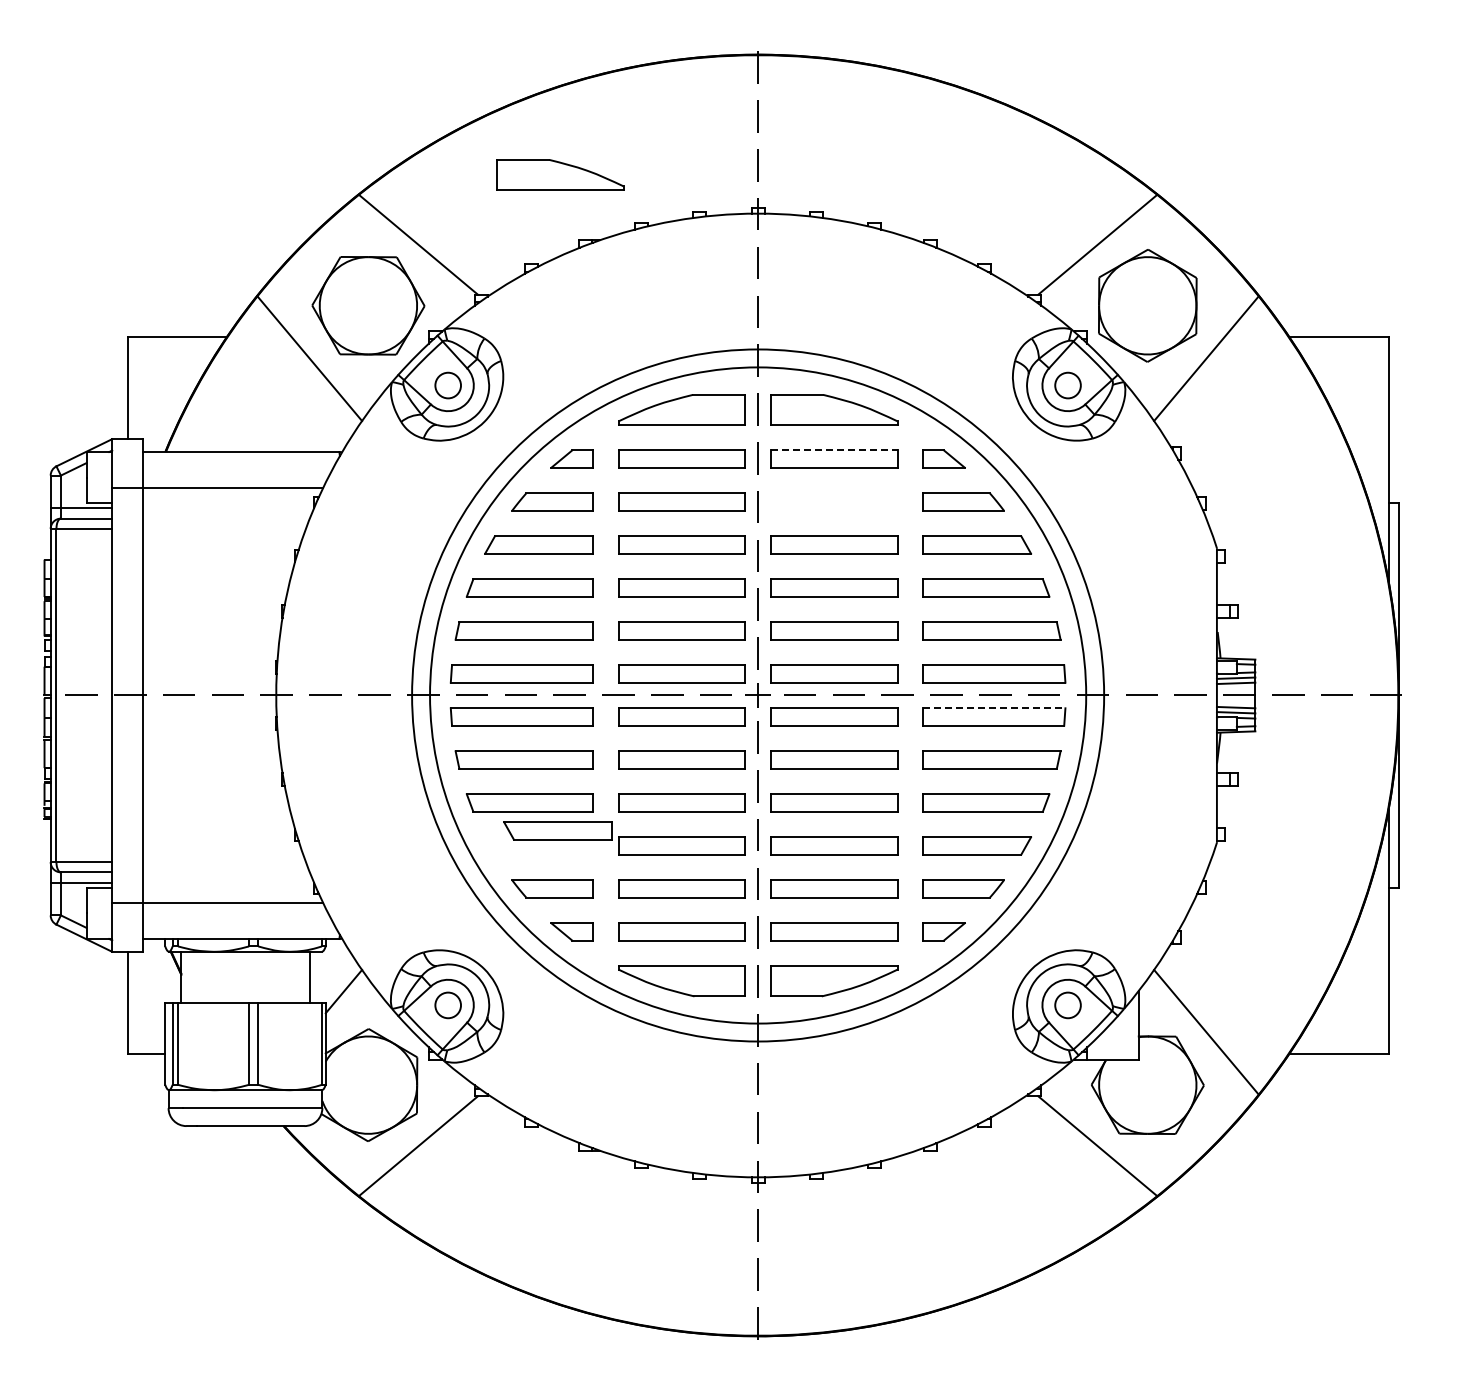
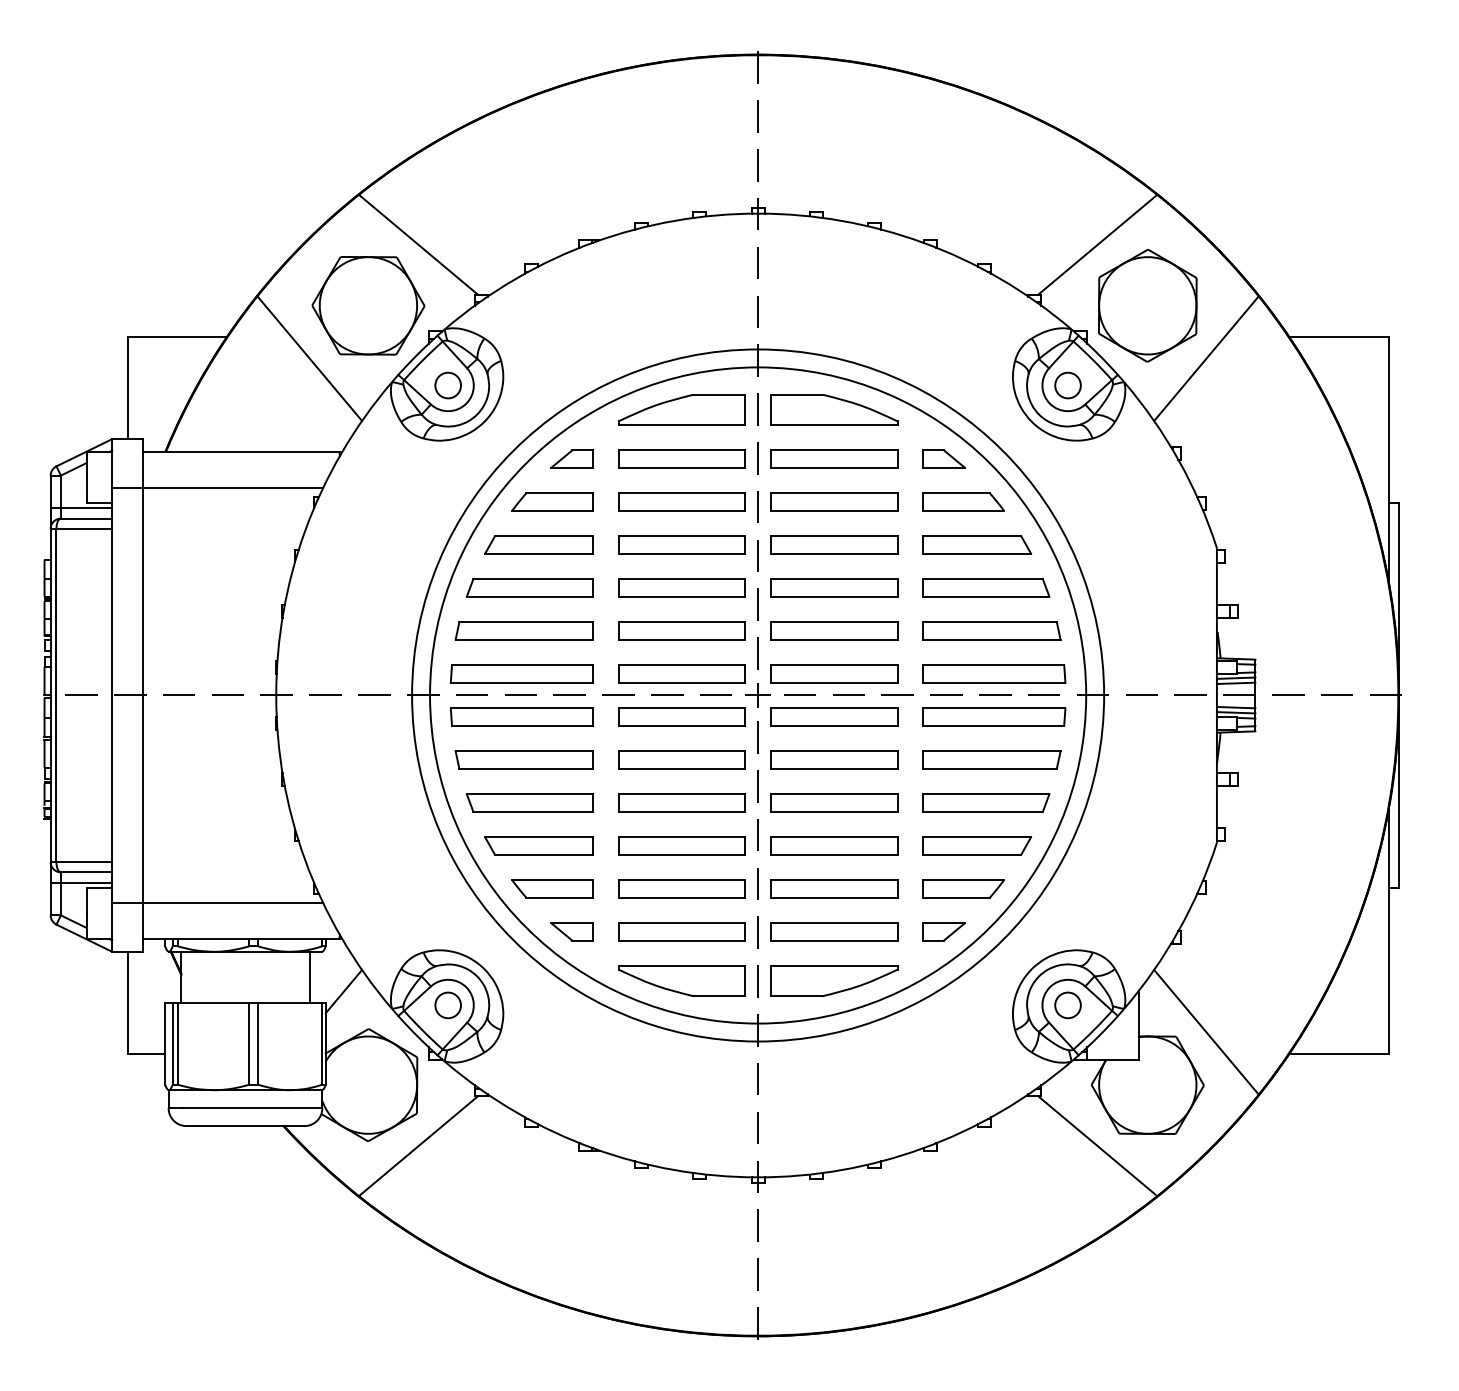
part: present -> none (560, 174)
line: dashed -> solid (834, 450)
part: none -> present (834, 501)
line: dashed -> solid (994, 708)
part position: (557, 830) -> (538, 845) (538, 845)
